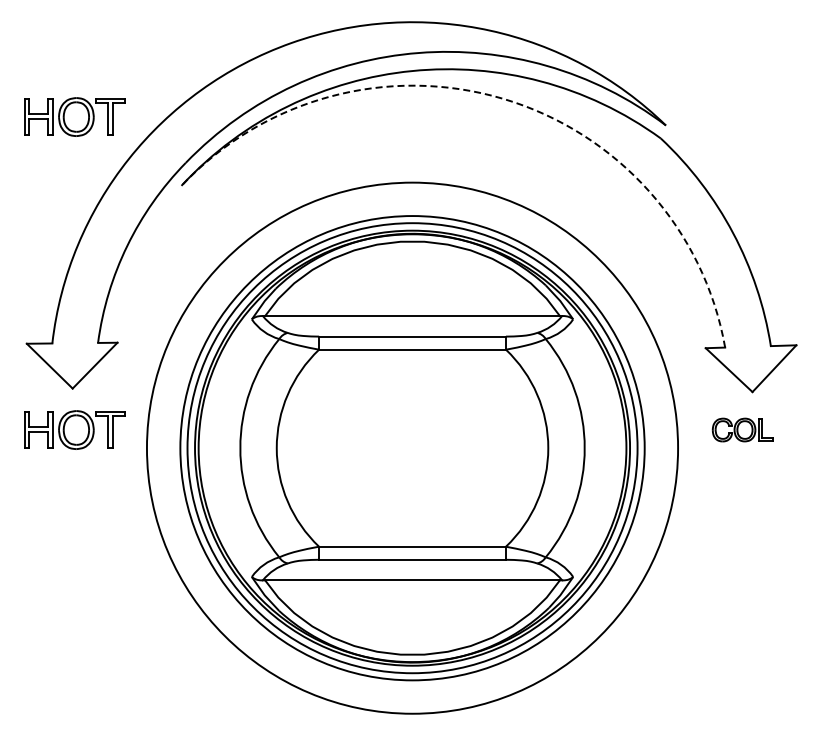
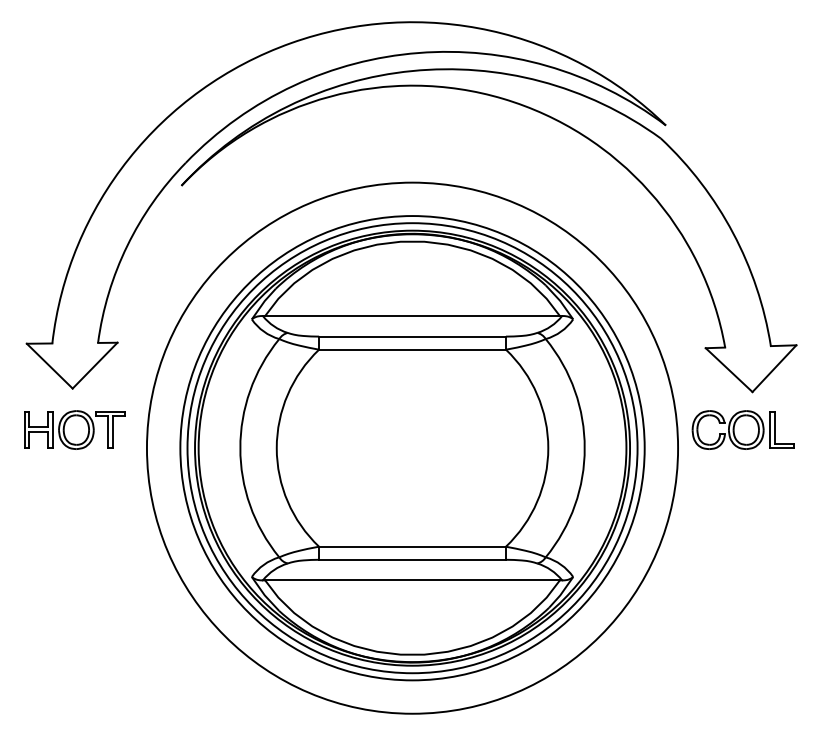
arc: dashed -> solid (503, 98)
part: present -> none (74, 116)
part size: 63x26 px -> 104x40 px (742, 429)
